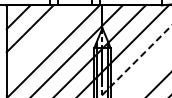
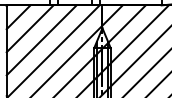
line: none -> present (41, 40)
line: dashed -> solid (135, 61)
line: none -> present (146, 72)
